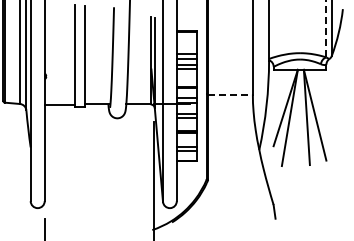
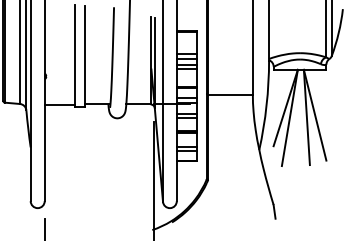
line: dashed -> solid (326, 28)
line: dashed -> solid (231, 94)
